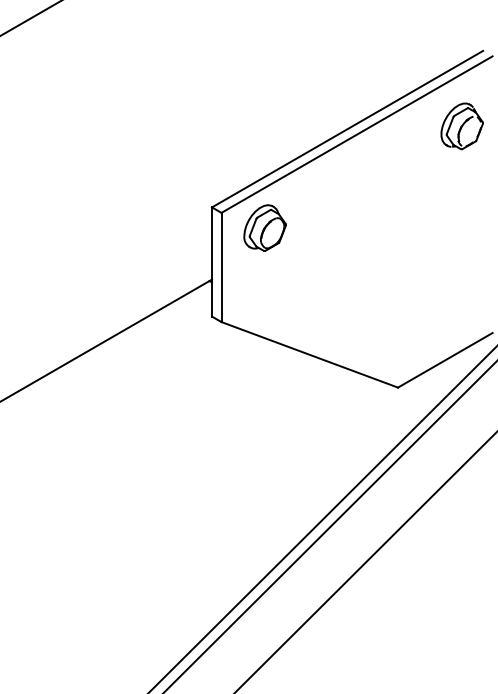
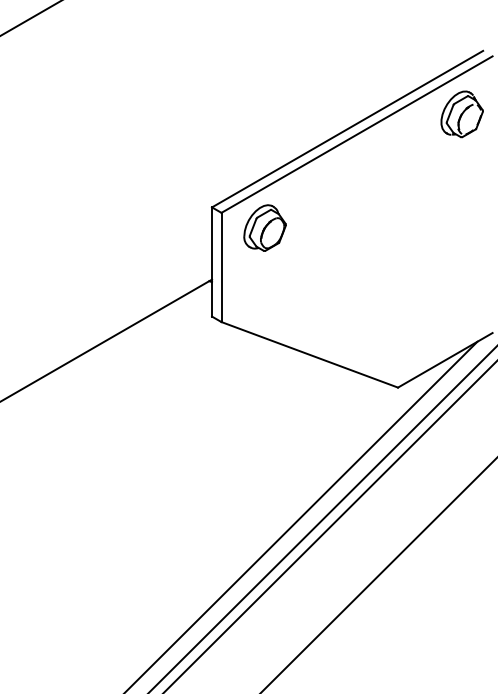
part position: (461, 126) -> (461, 114) (461, 114)
line: none -> present (302, 515)
line position: (365, 562) -> (378, 575) (378, 575)
